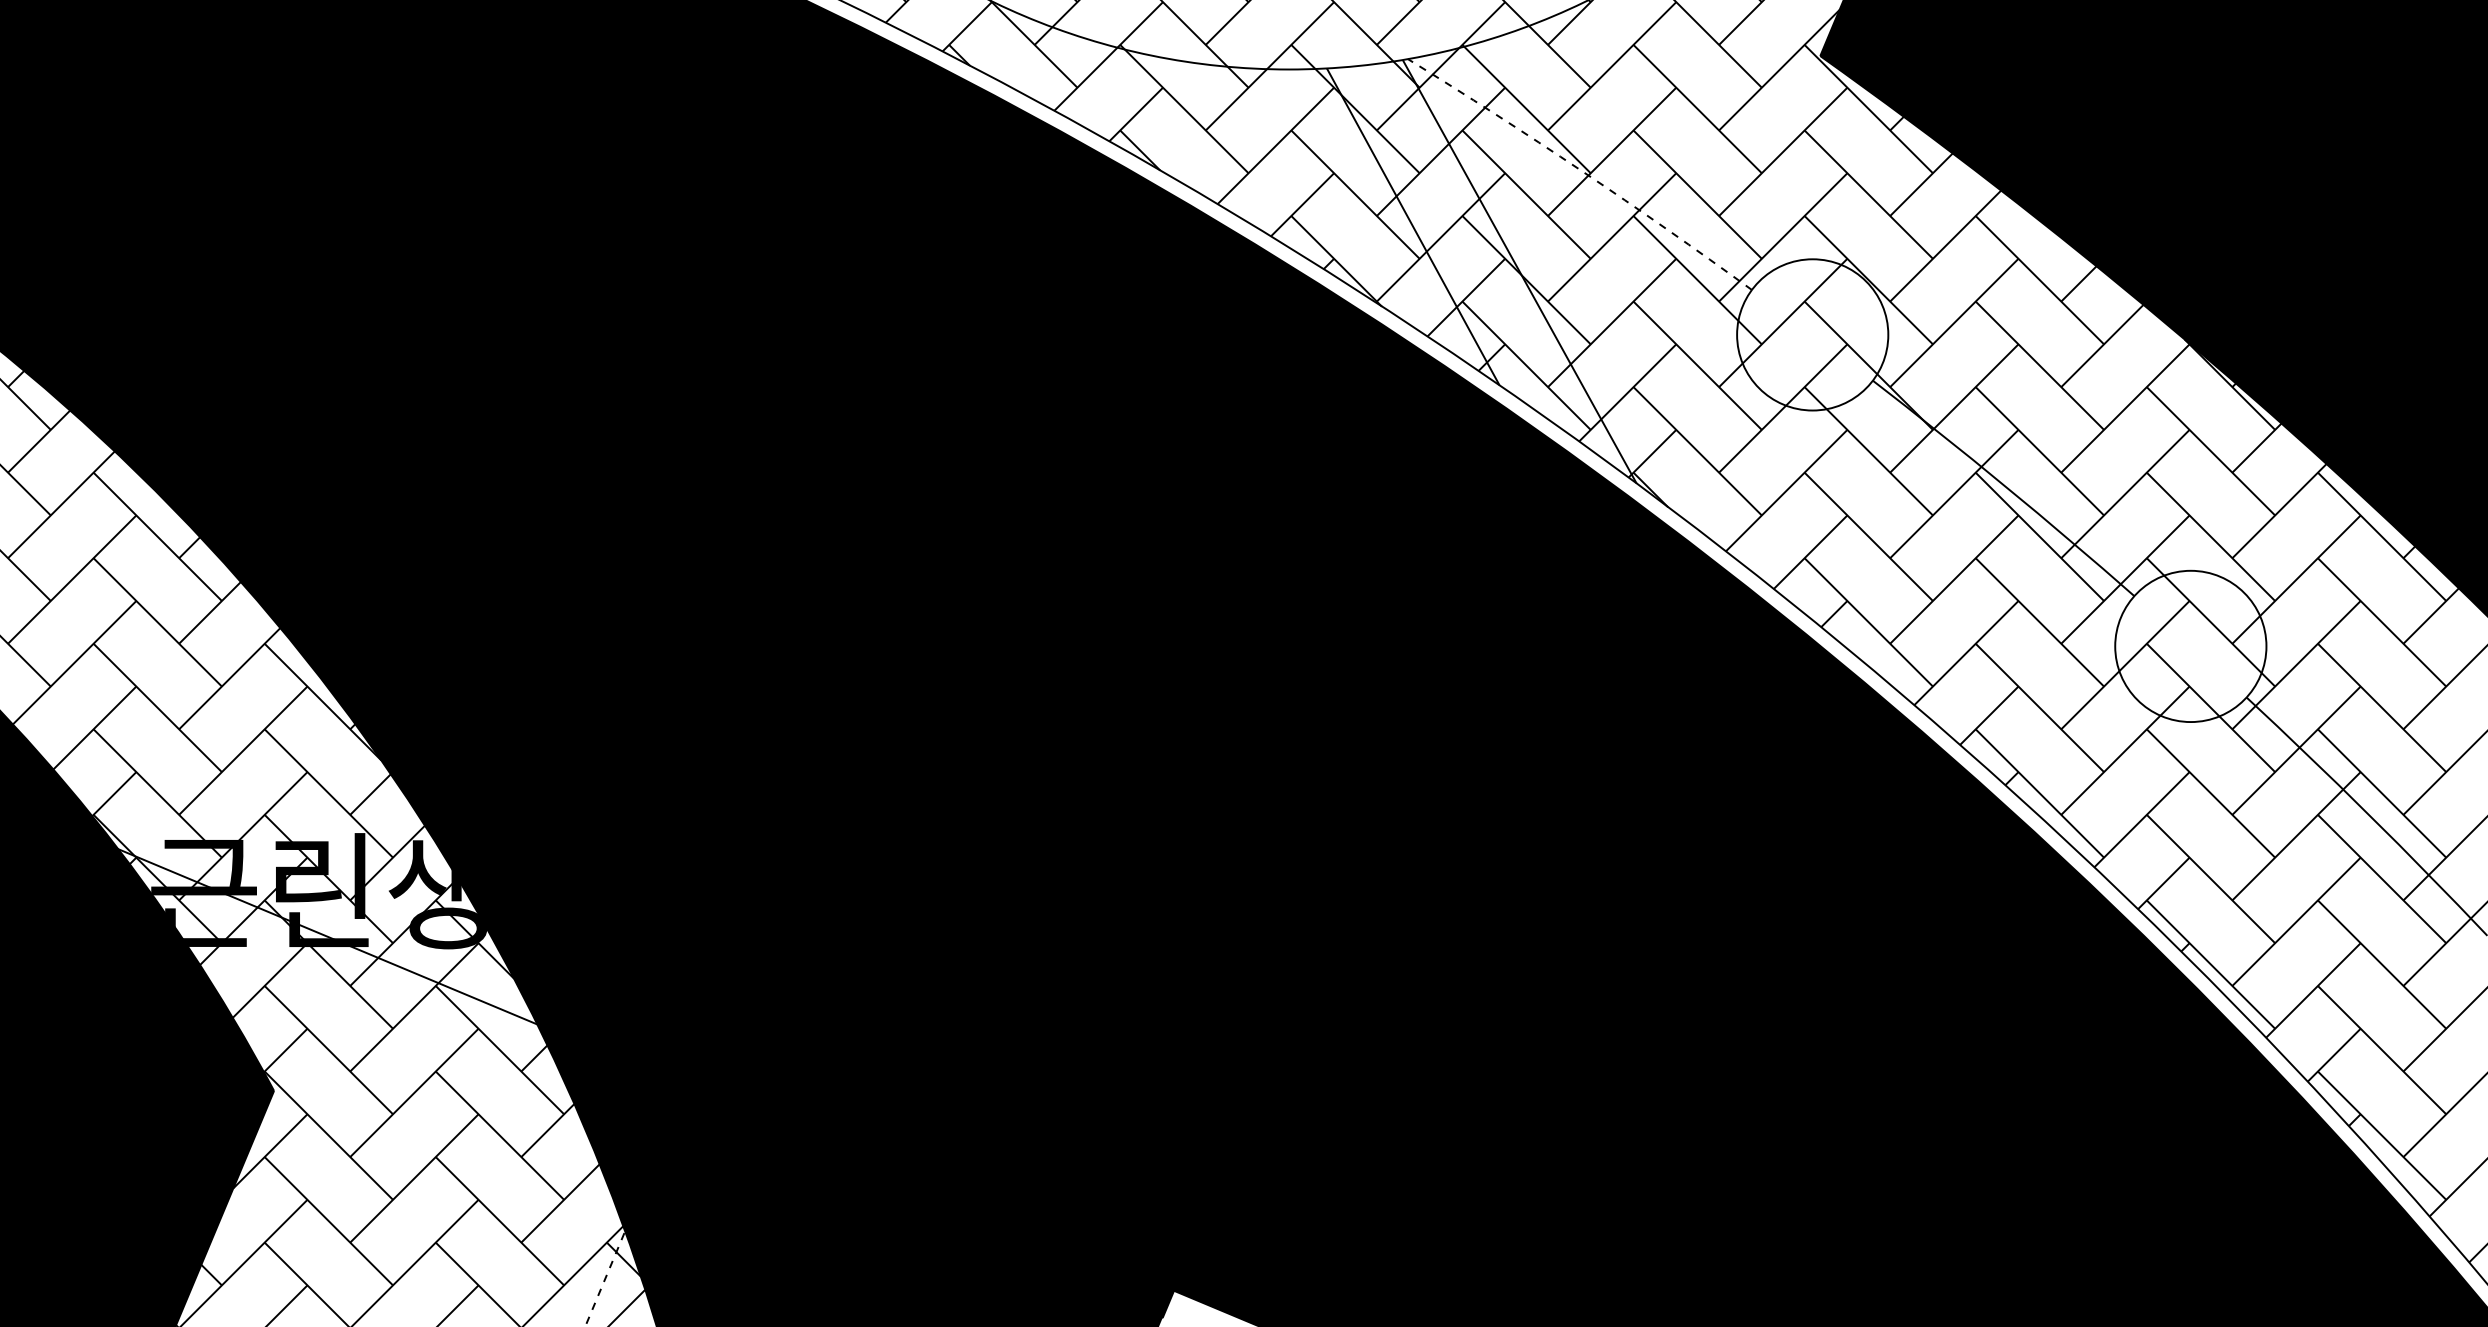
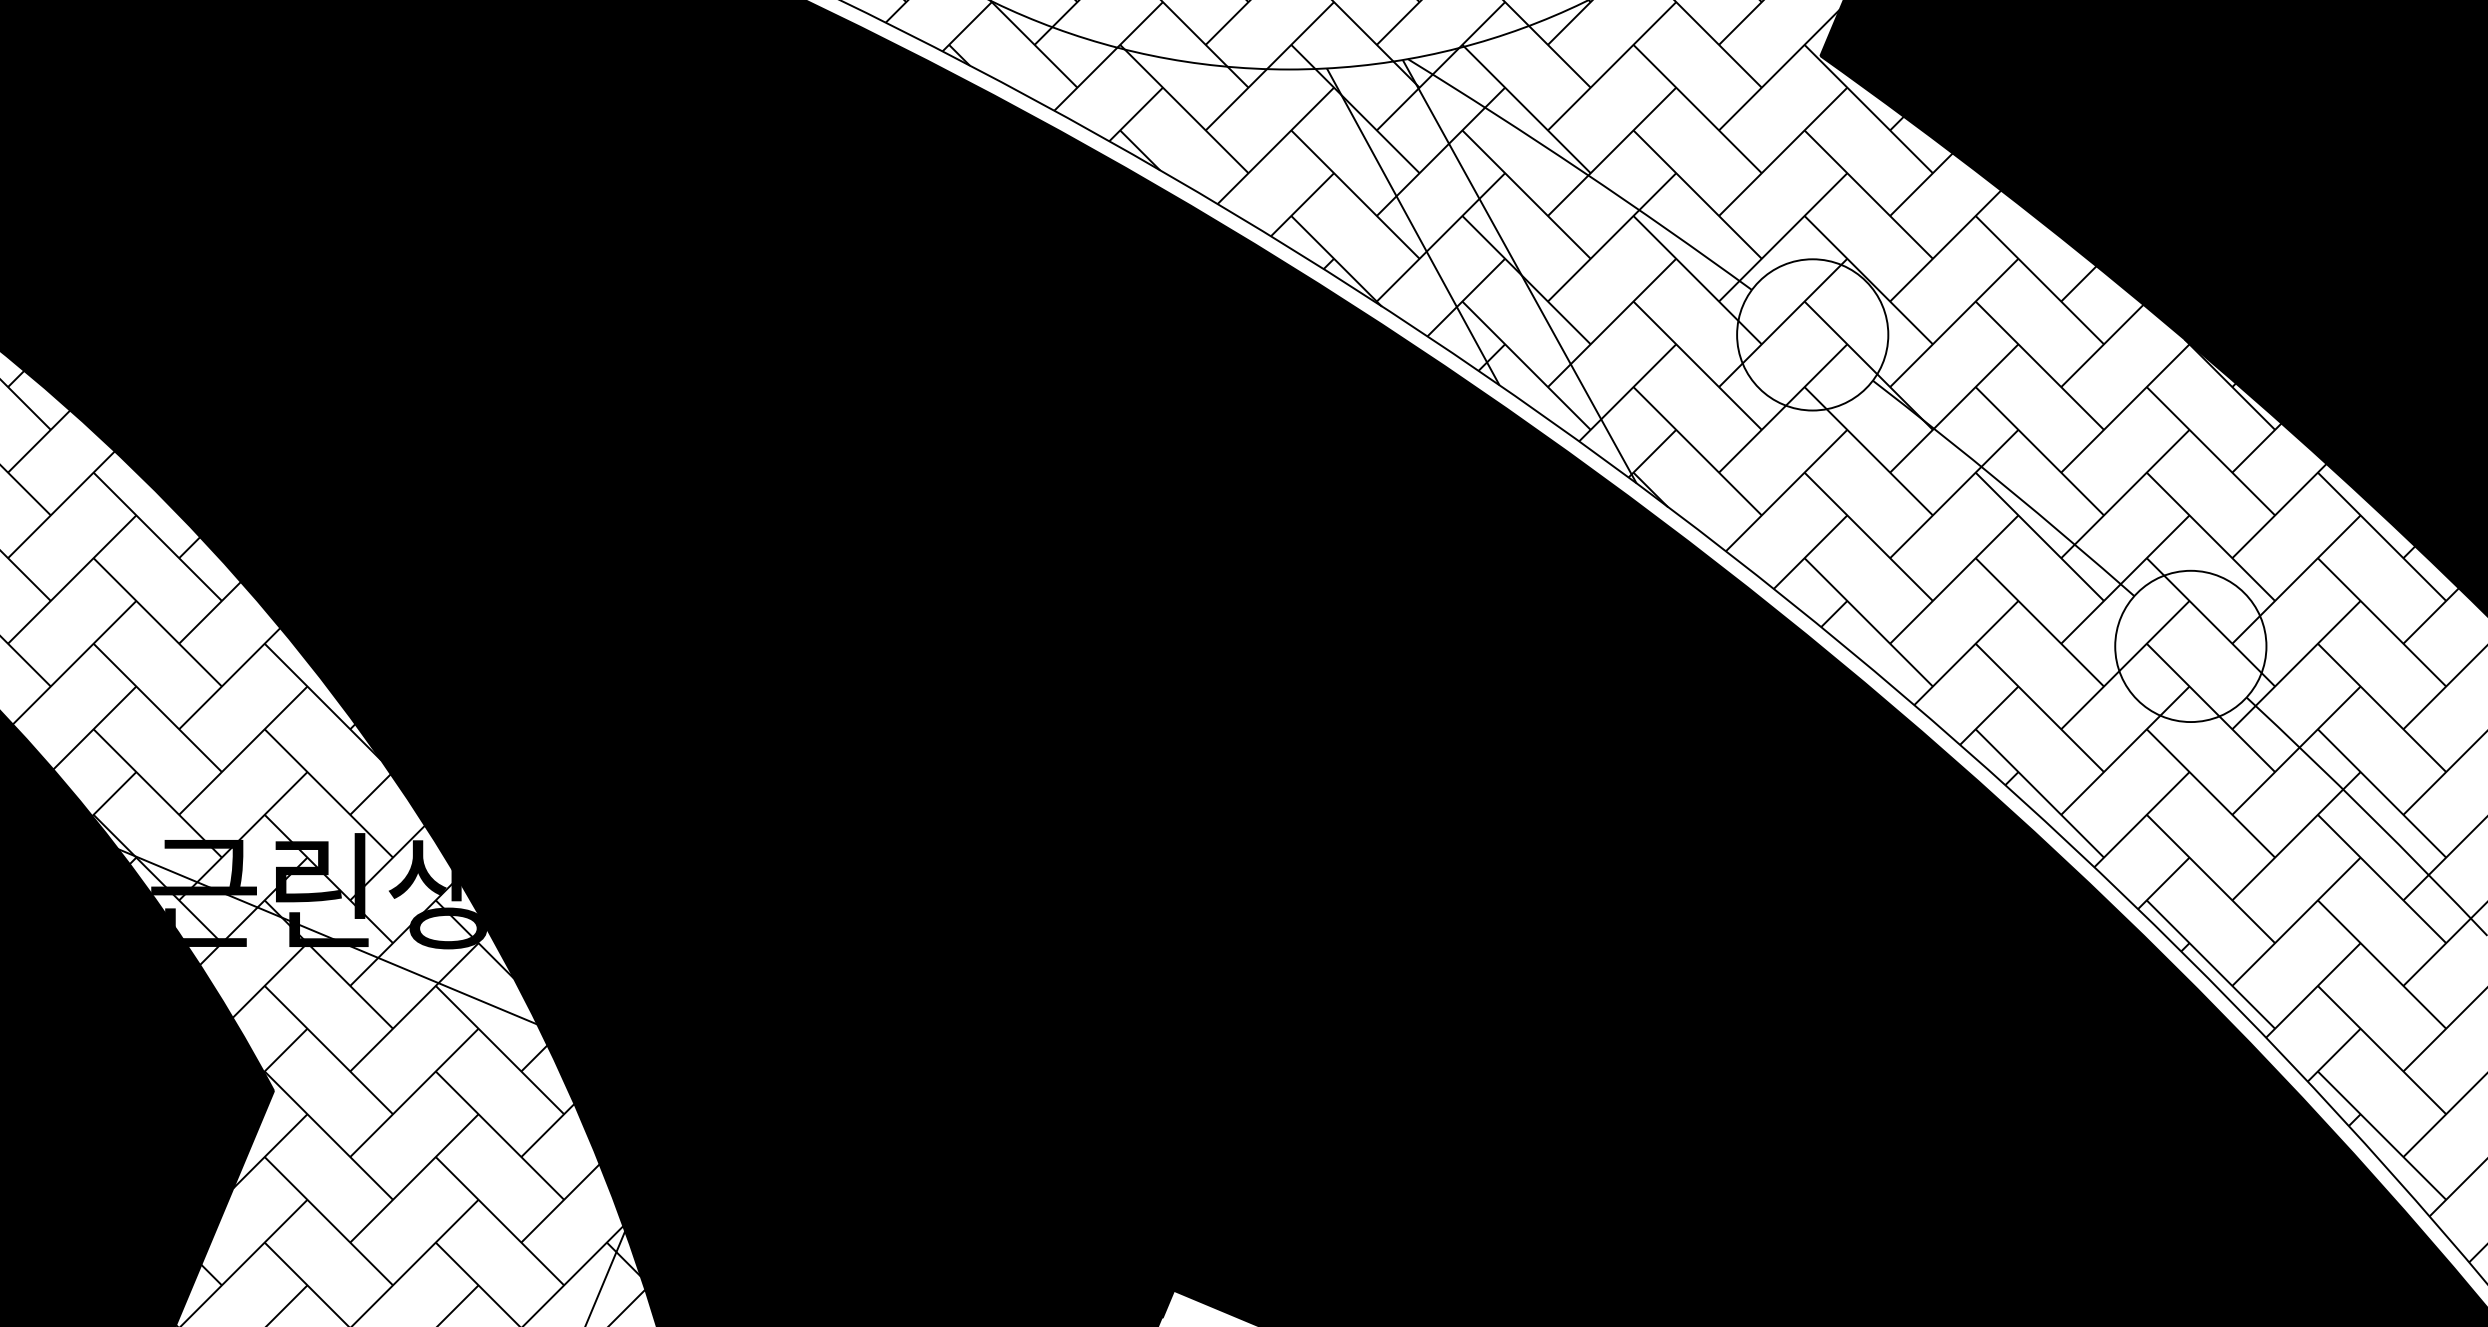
arc: dashed -> solid (1582, 171)
line: dashed -> solid (605, 1278)
